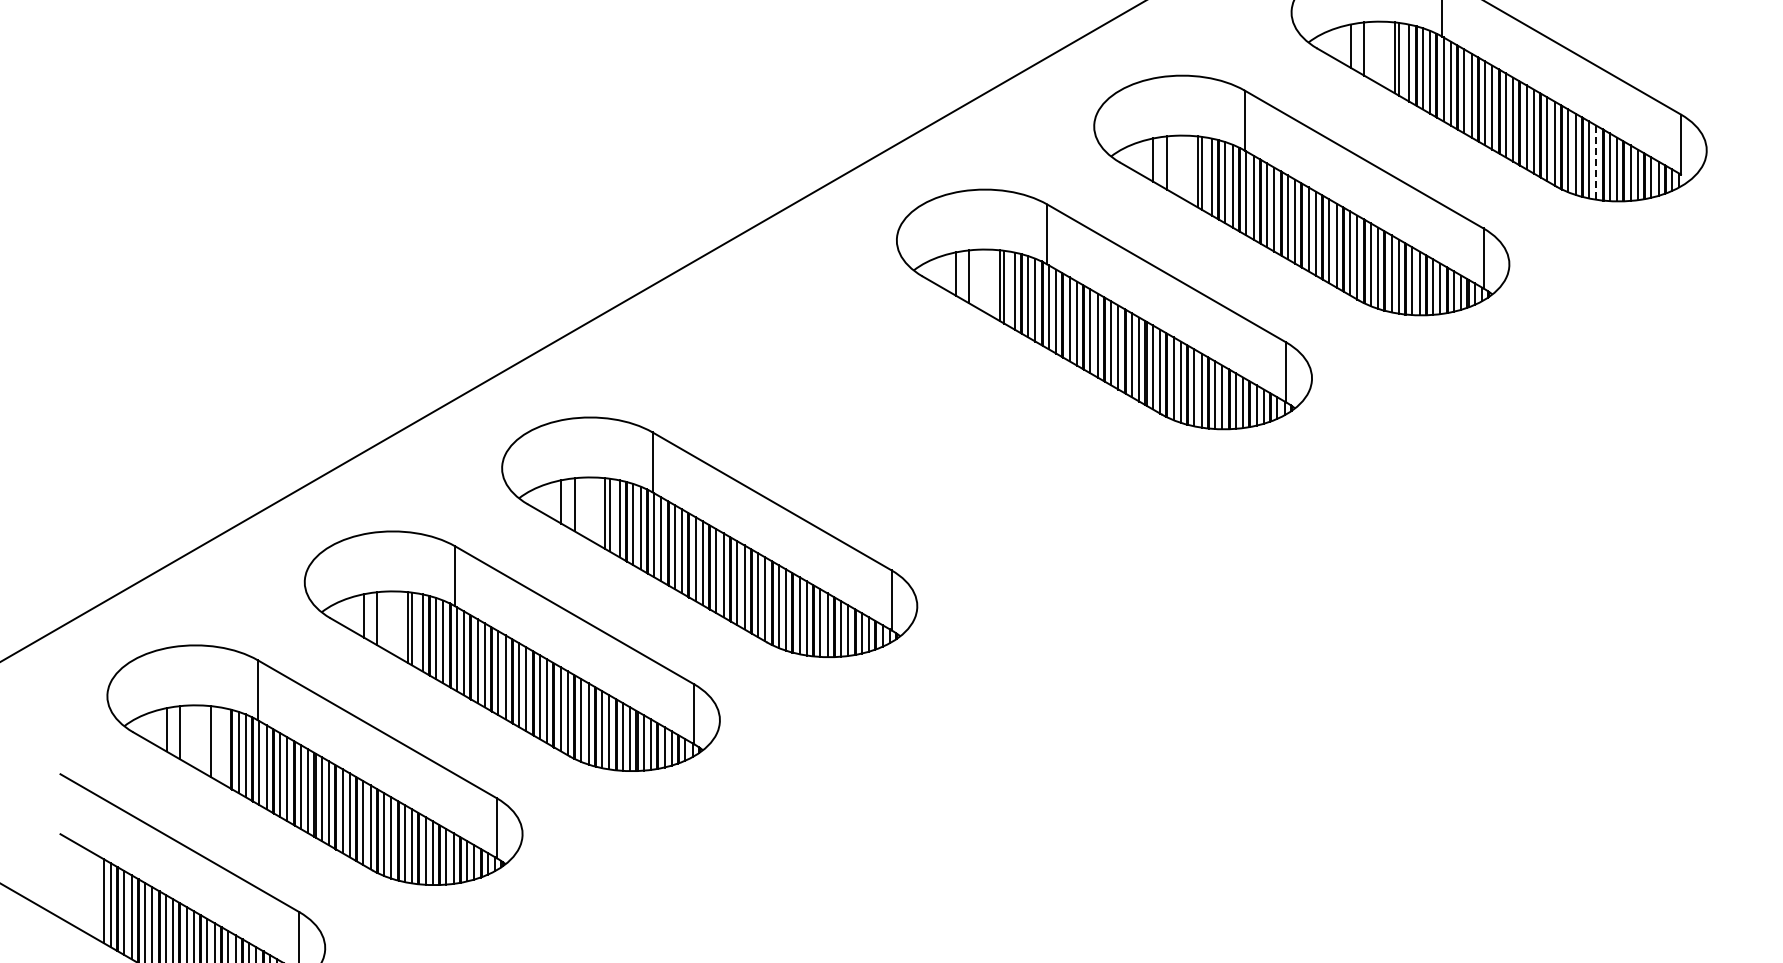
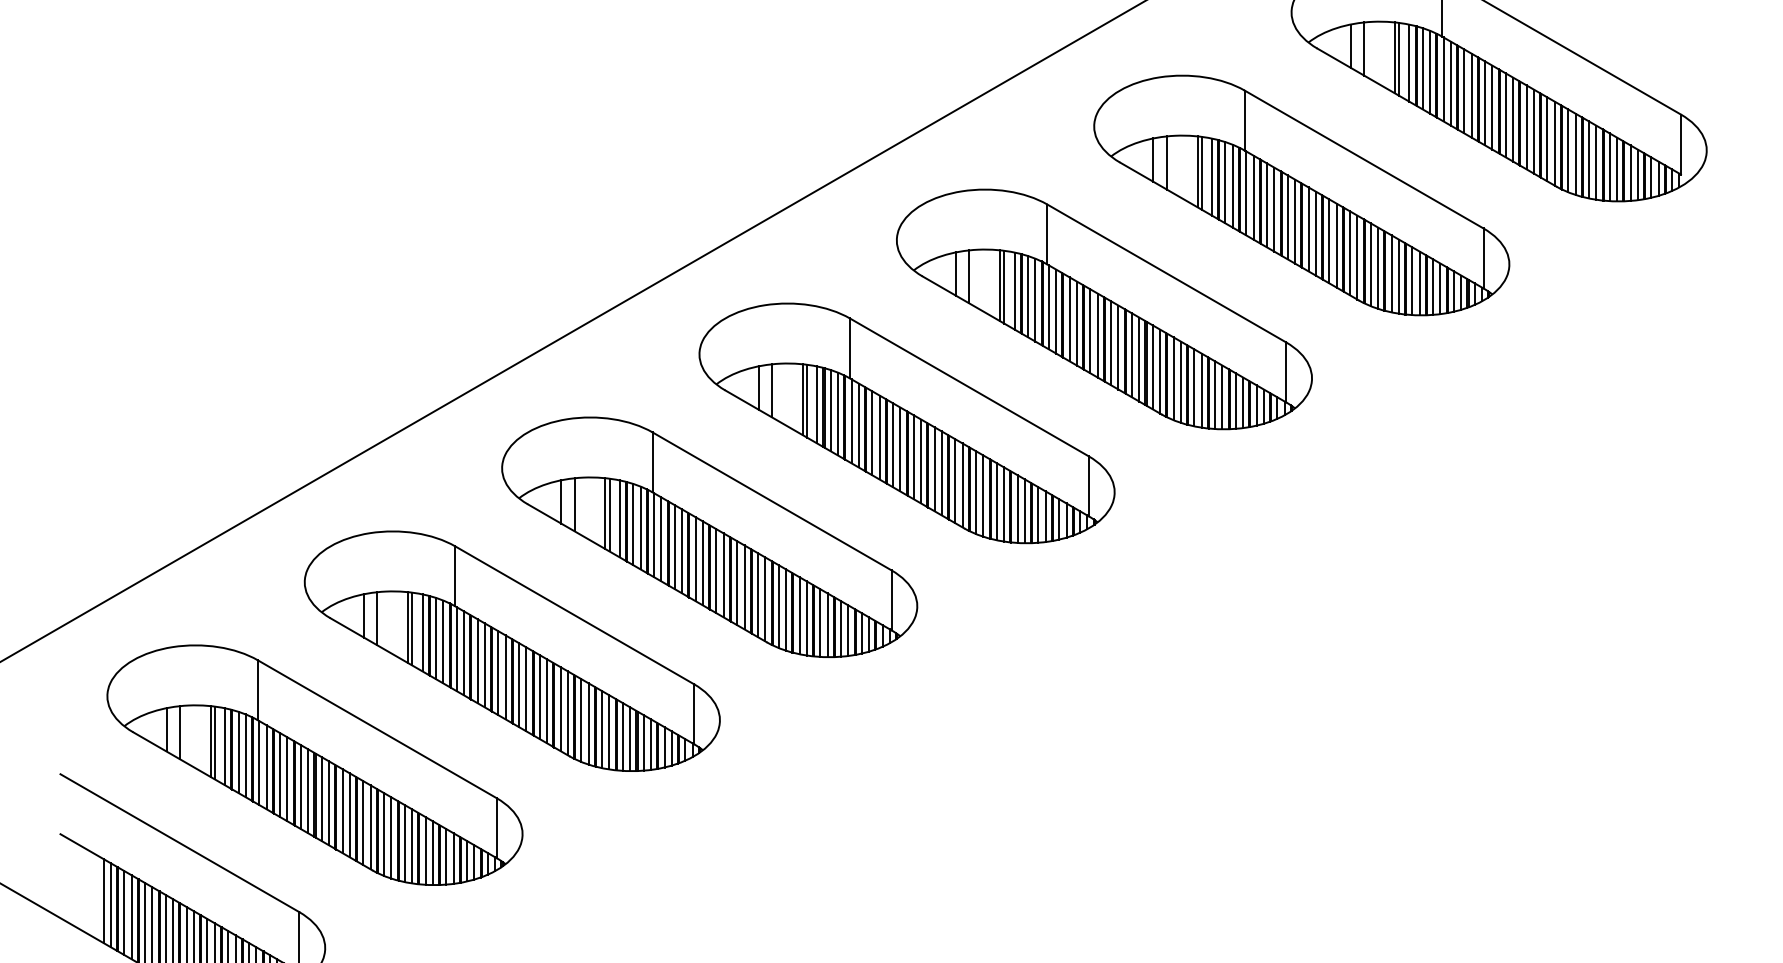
line: dashed -> solid (1596, 163)
part: none -> present (906, 423)
line: none -> present (214, 742)
line: none -> present (225, 746)
